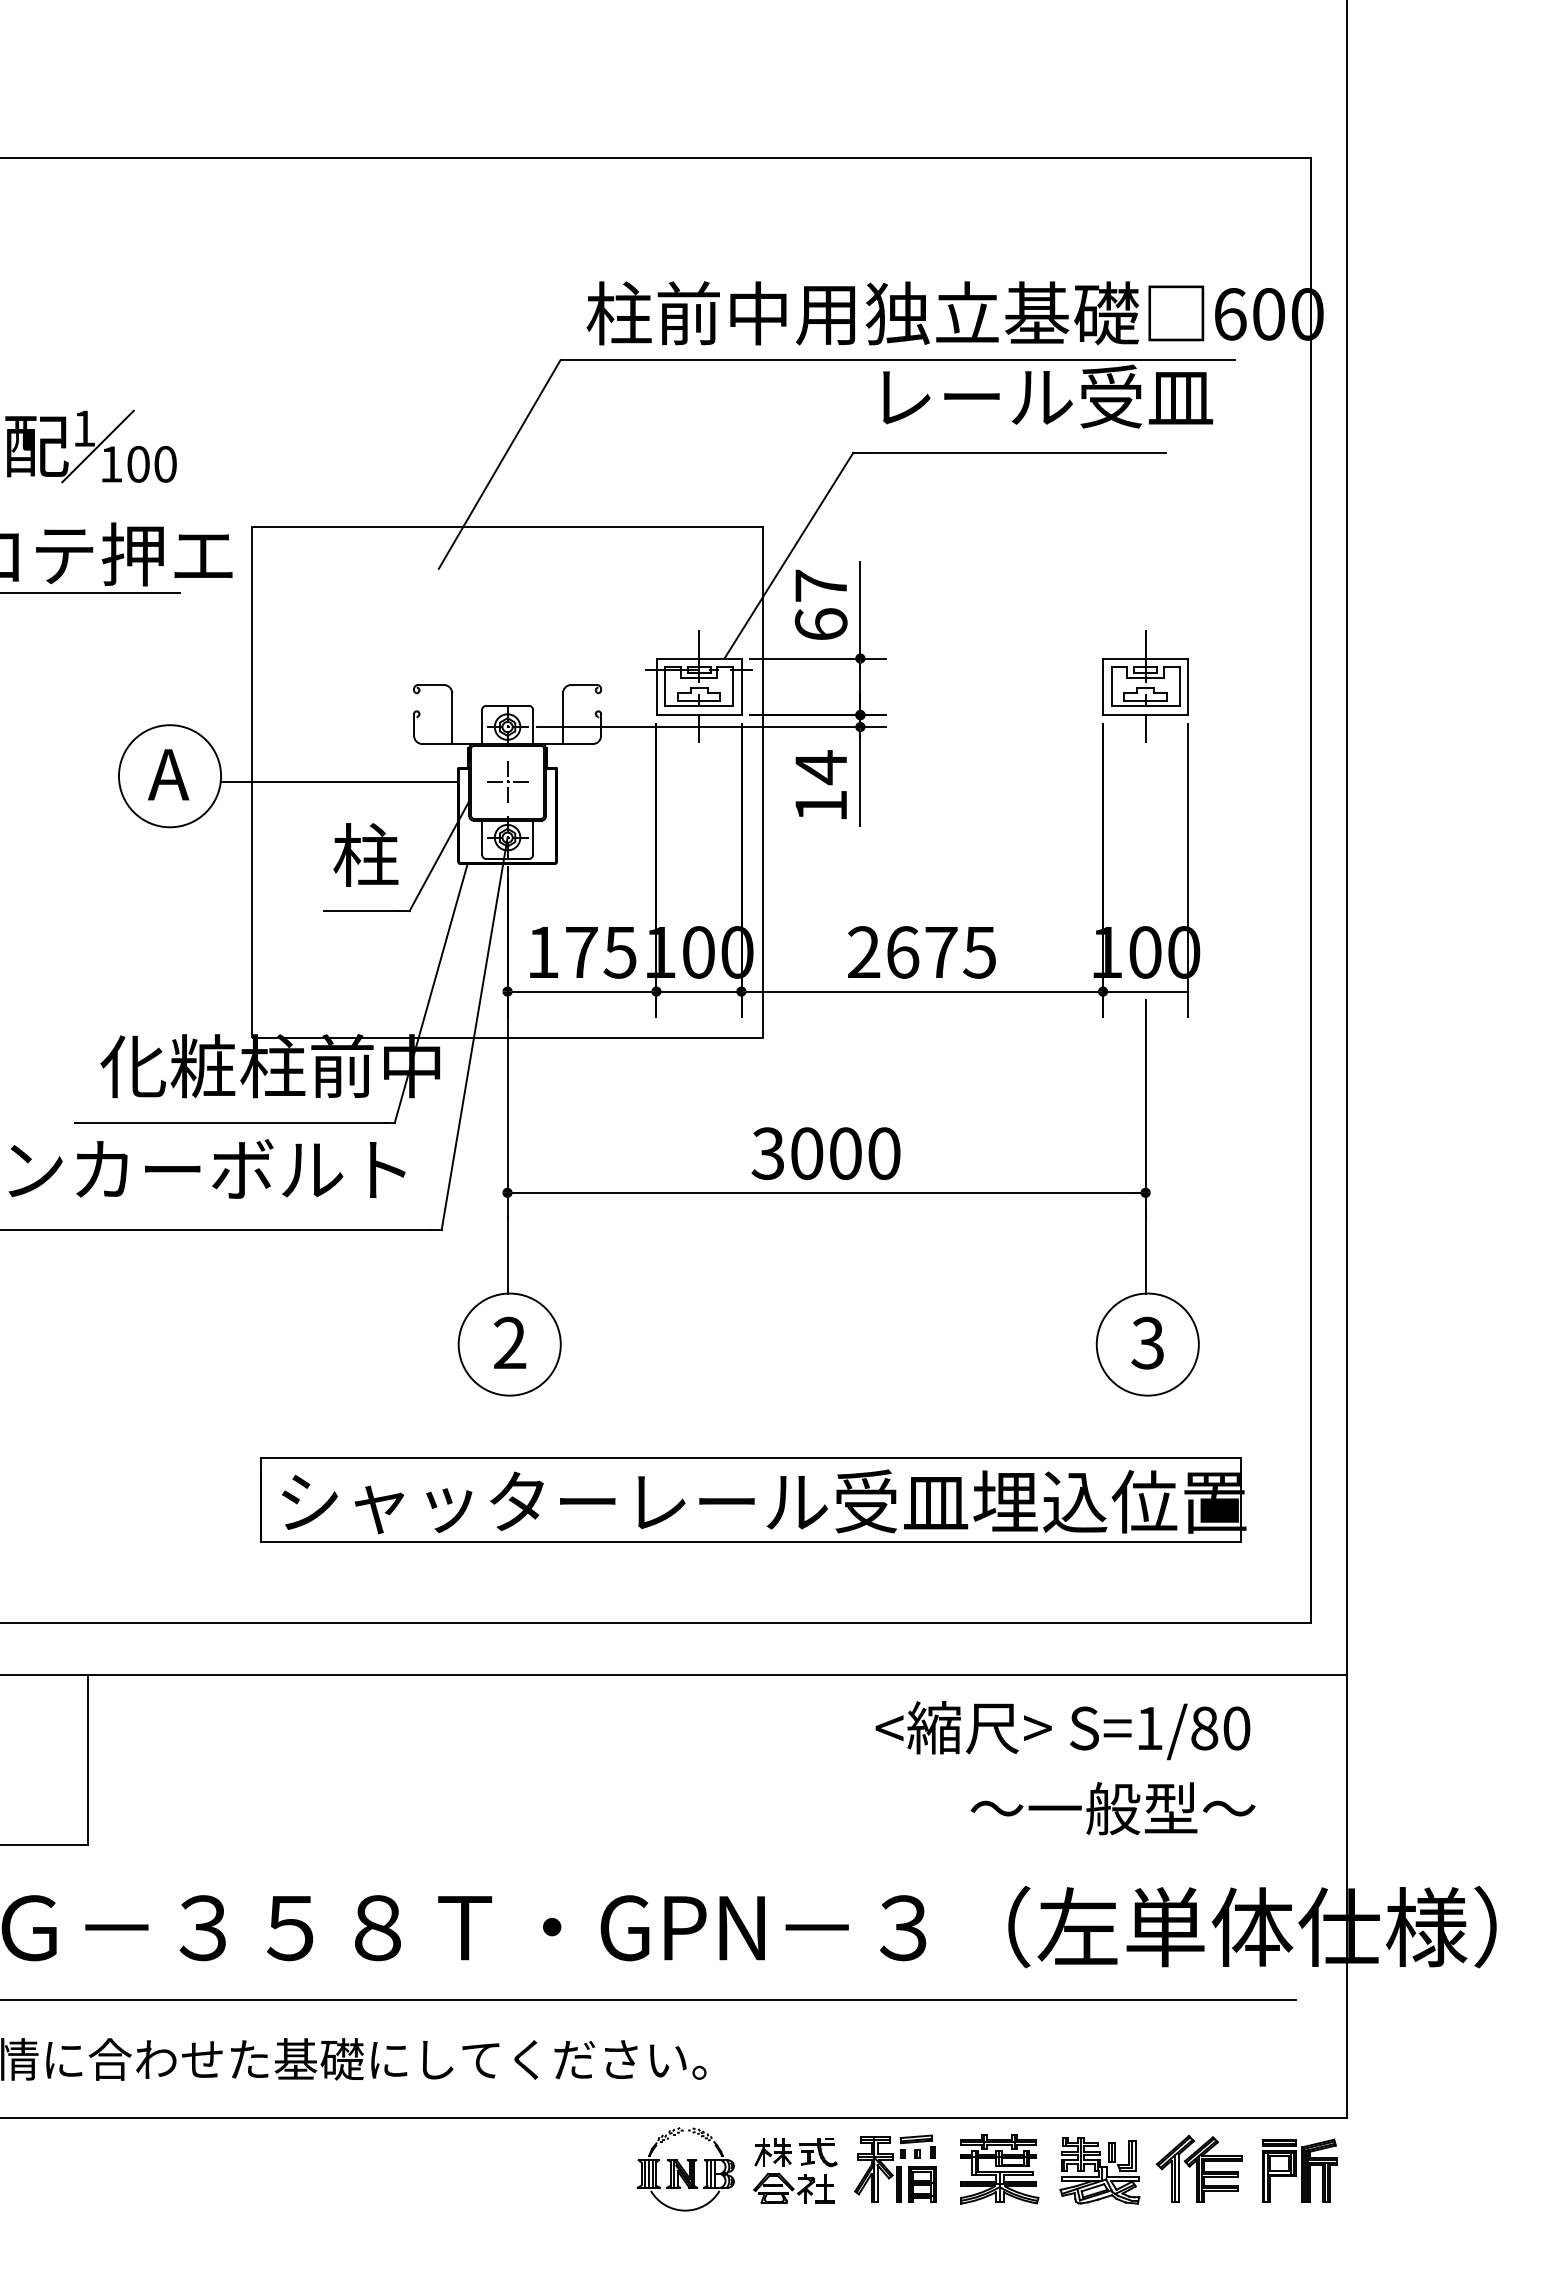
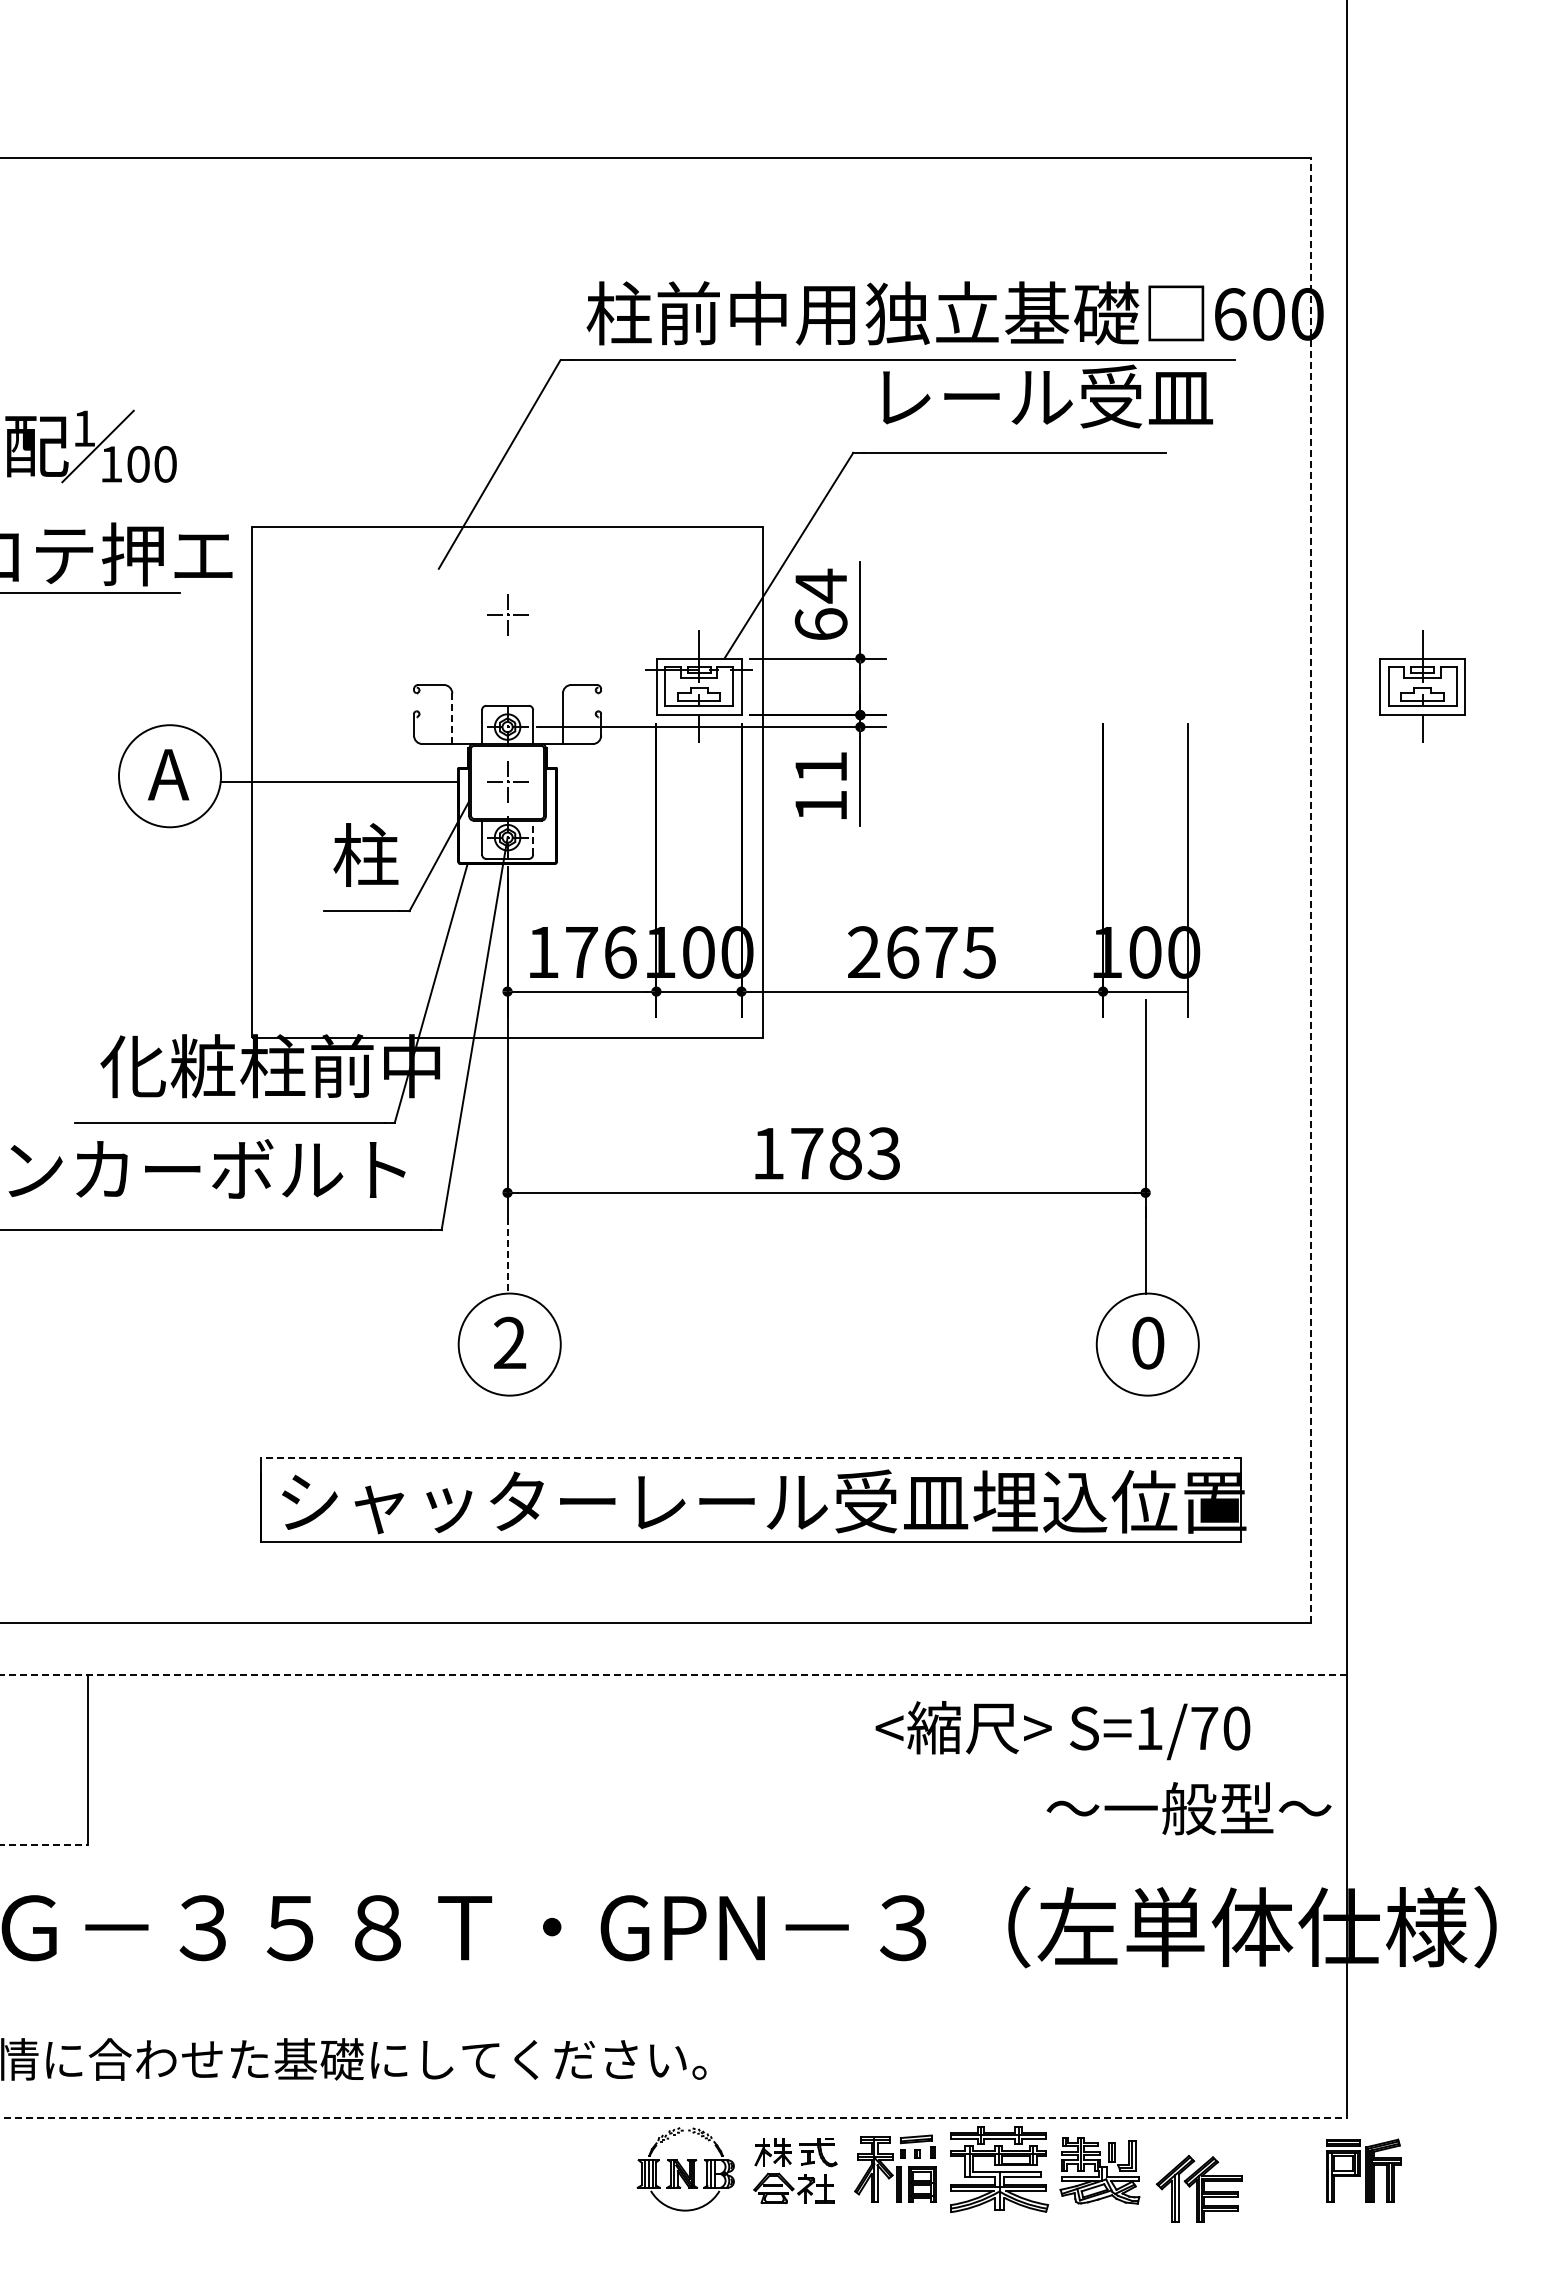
text: 67 -> 64 (820, 585)
part: none -> present (507, 614)
part position: (1145, 686) -> (1422, 686) (1422, 686)
line: solid -> dashed (452, 718)
text: 14 -> 11 (820, 767)
line: solid -> dashed (533, 837)
line: solid -> dashed (1311, 890)
text: 175 -> 176 (619, 952)
text: 3000 -> 1783 (825, 1153)
line: solid -> dashed (507, 1255)
text: 3 -> 0 (1147, 1342)
line: solid -> dashed (751, 1458)
line: solid -> dashed (674, 1675)
text: S=1/80 -> S=1/70 (1204, 1728)
text position: (1112, 1808) -> (1188, 1808) (1188, 1808)
line: solid -> dashed (44, 1845)
line: present -> none (649, 2000)
line: solid -> dashed (674, 2117)
part position: (1198, 2168) -> (1198, 2188) (1198, 2188)
part size: 80x71 px -> 100x87 px (999, 2169)
part position: (1299, 2170) -> (1363, 2170) (1363, 2170)
